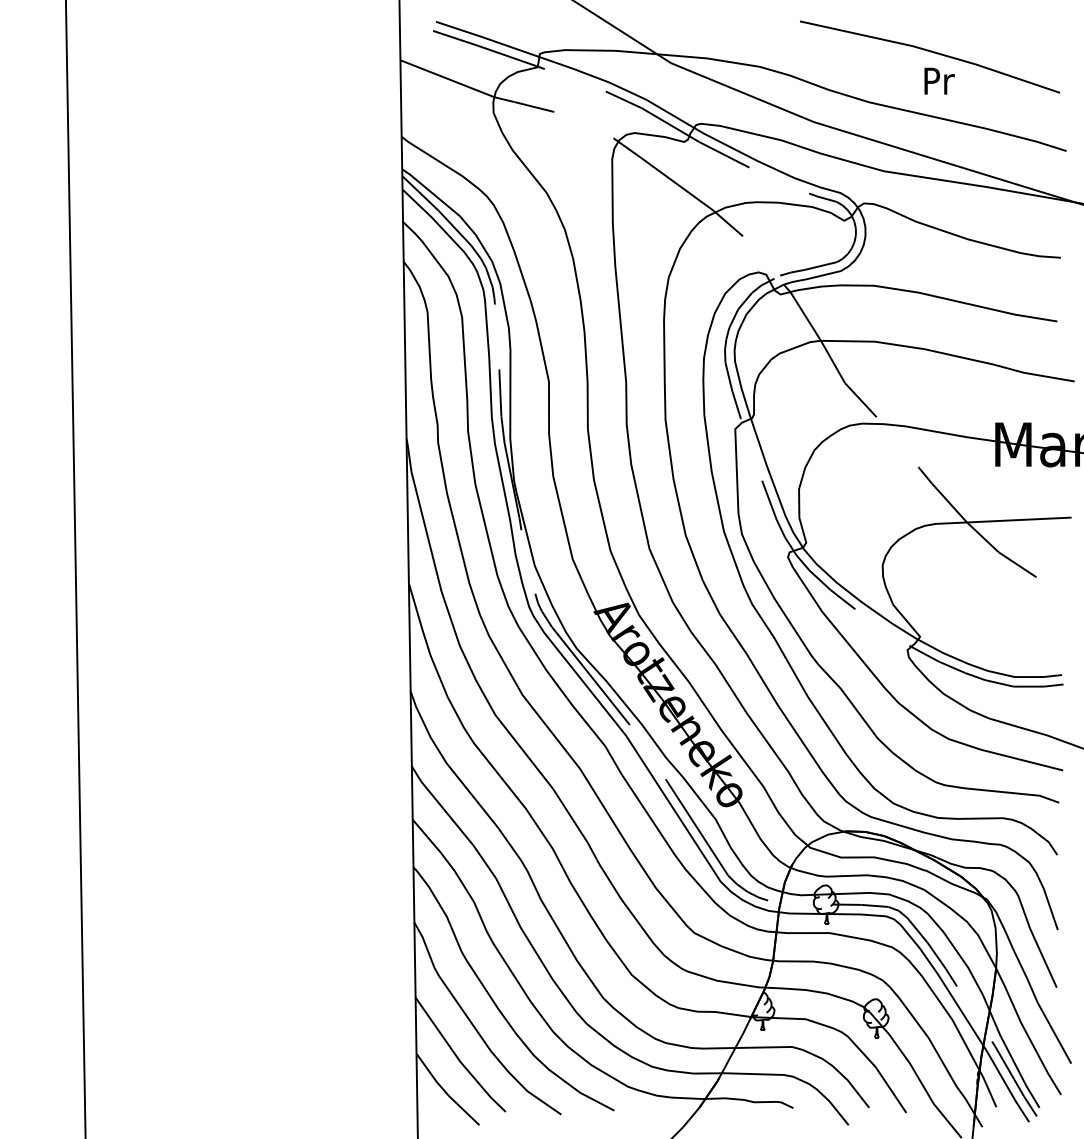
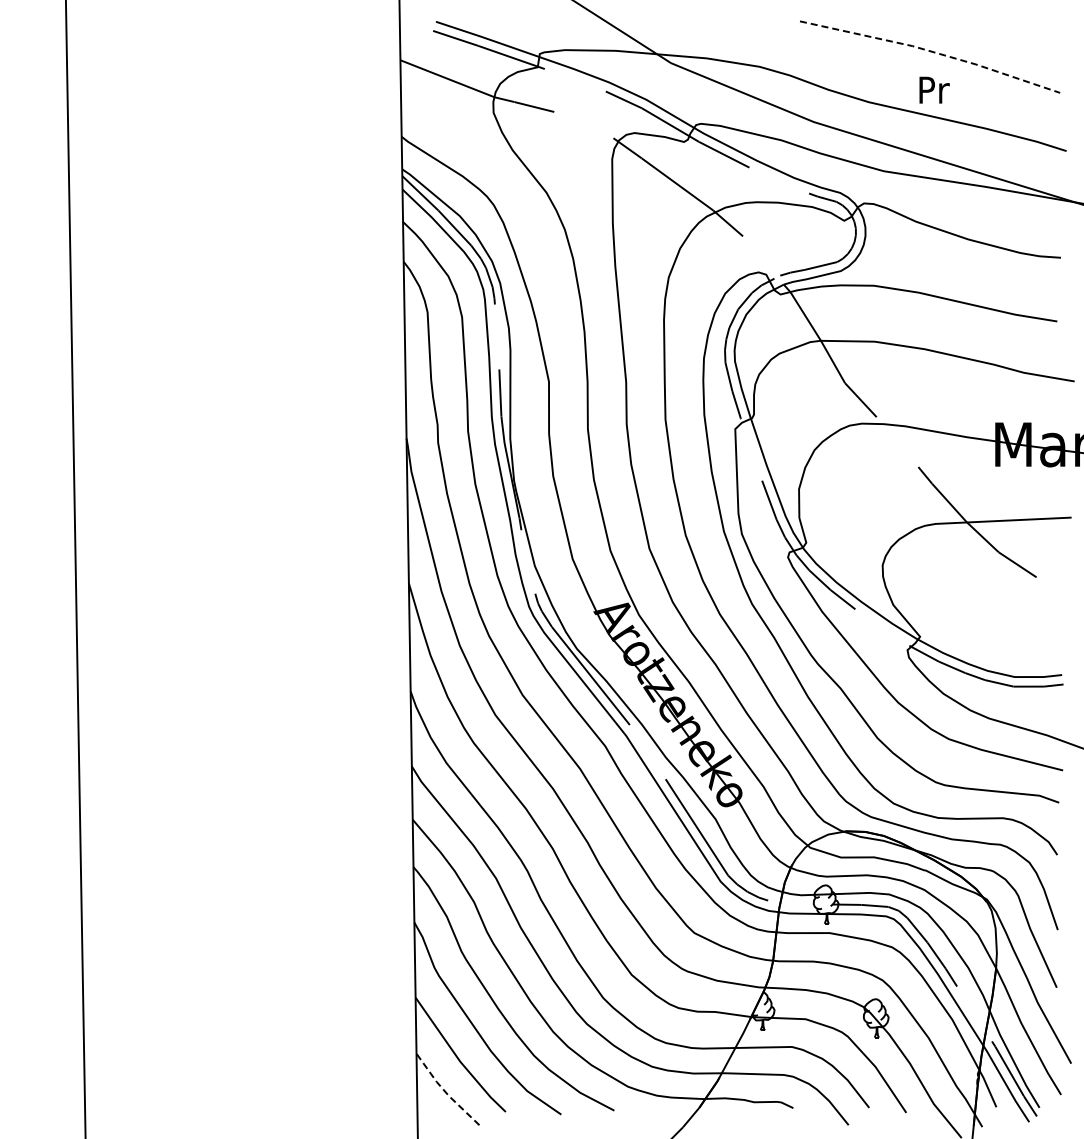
line: solid -> dashed (931, 51)
text position: (939, 80) -> (934, 89) (934, 89)
line: solid -> dashed (445, 1091)
